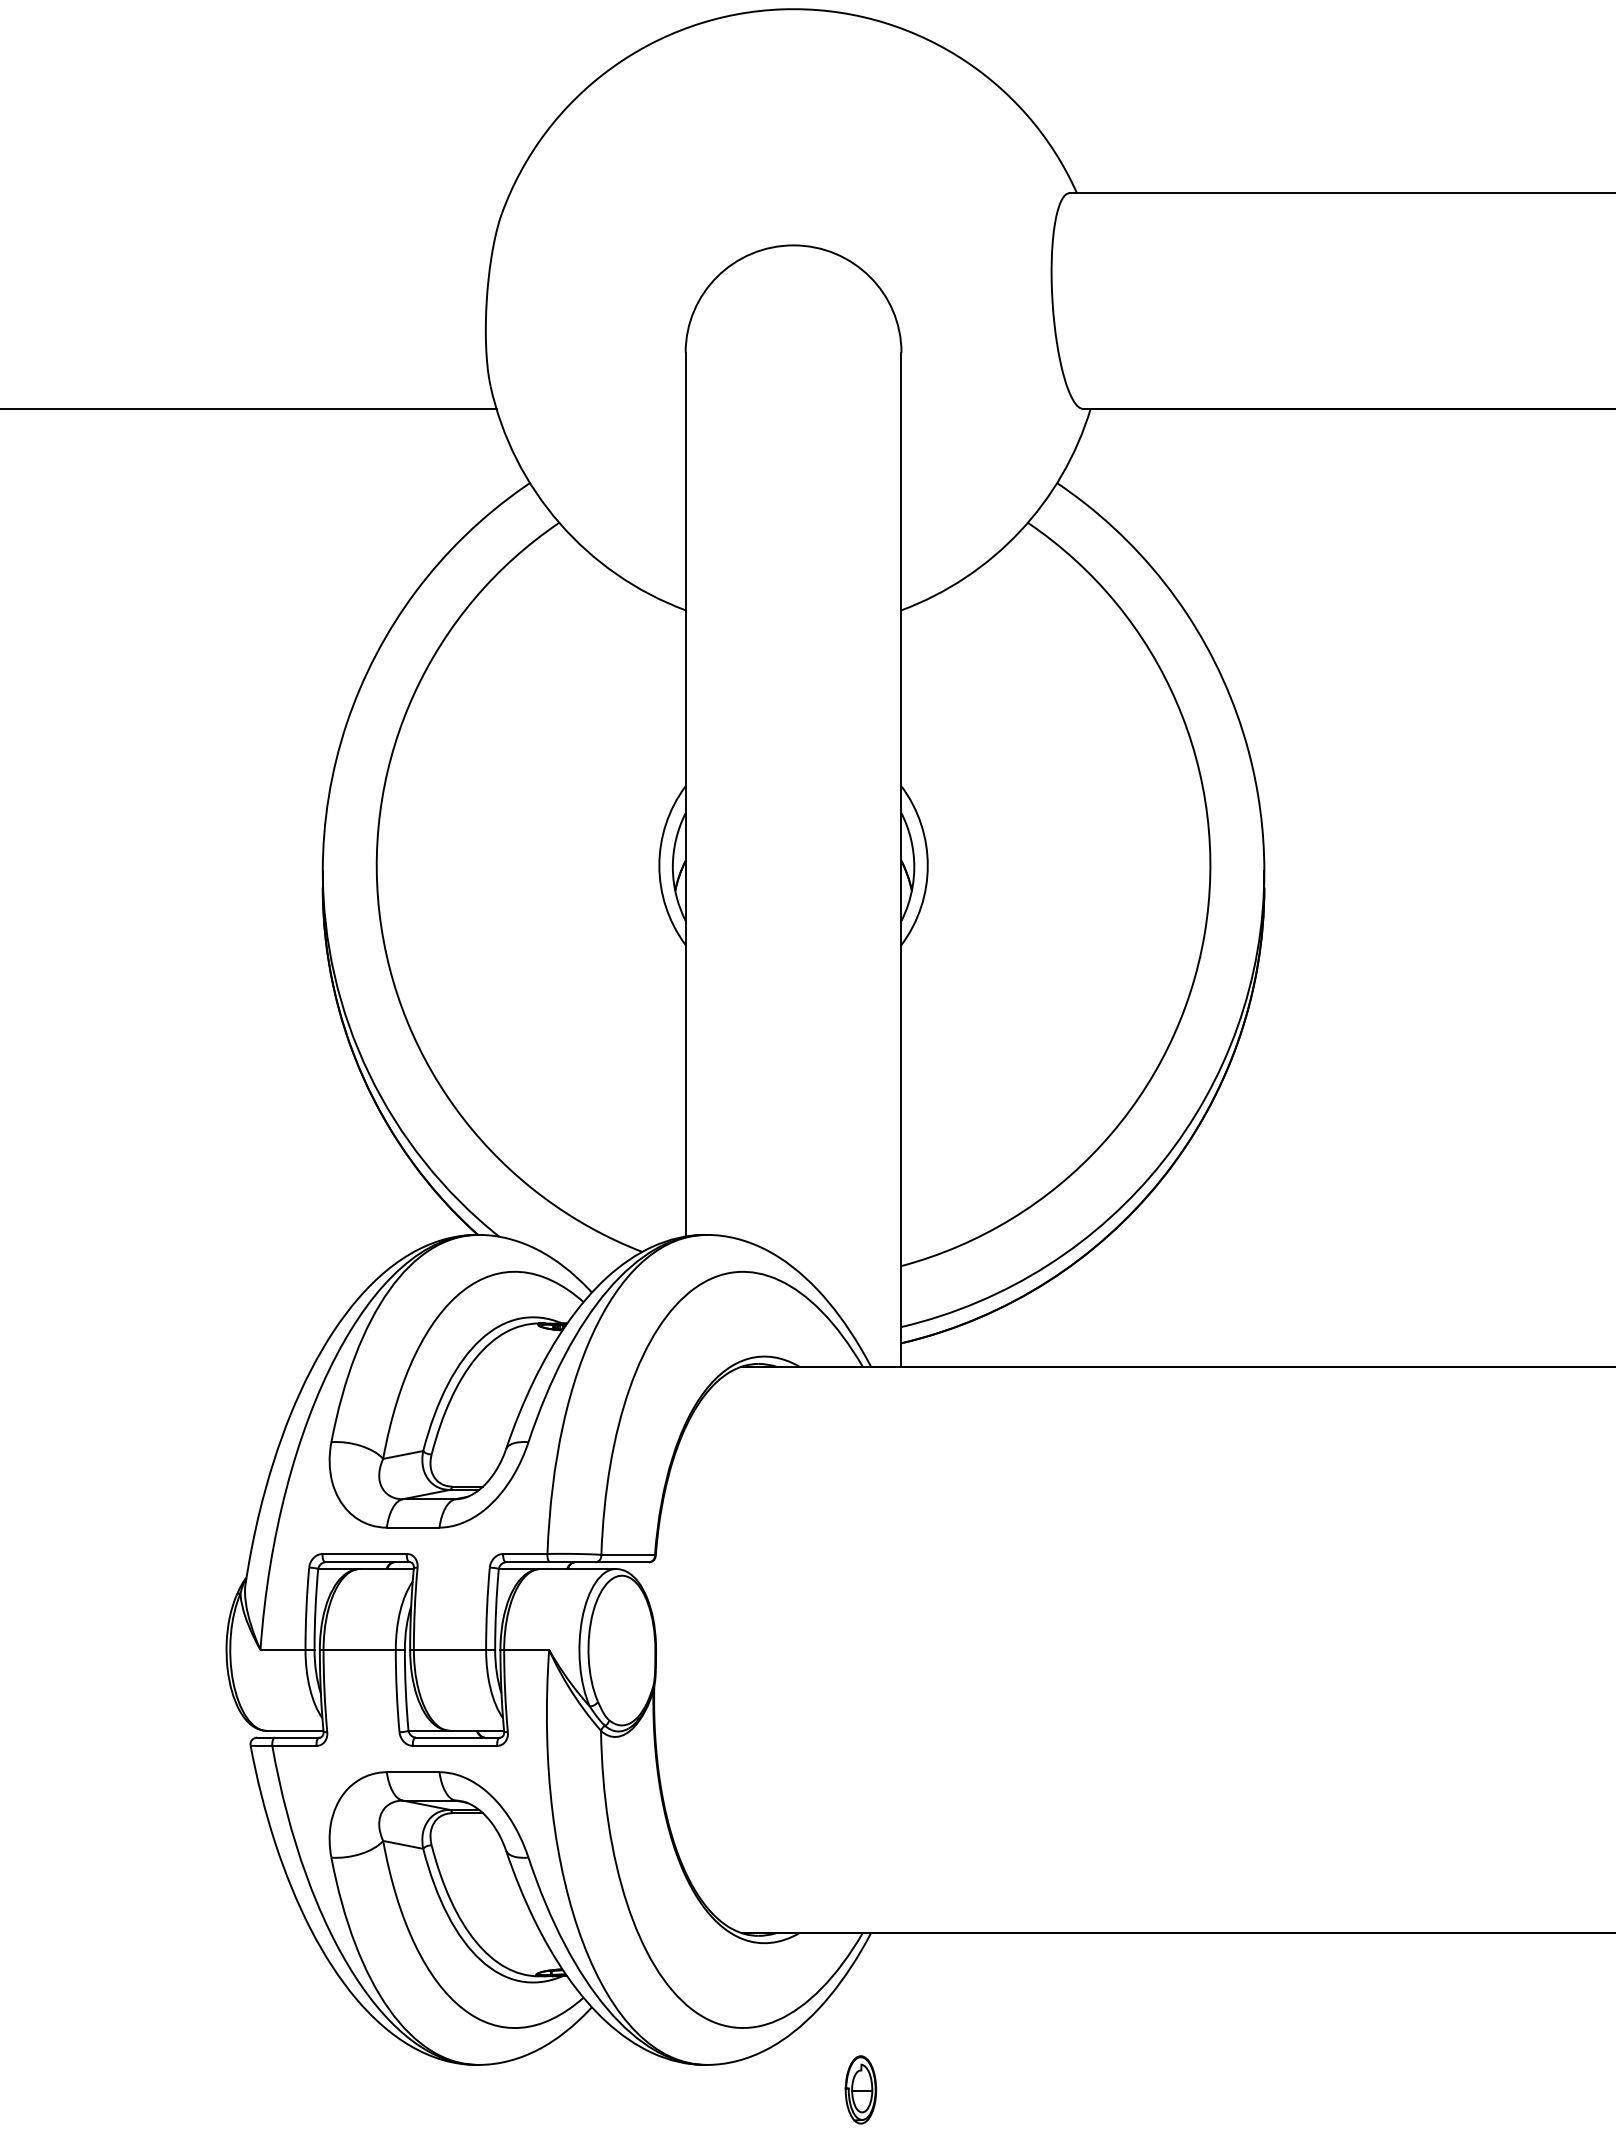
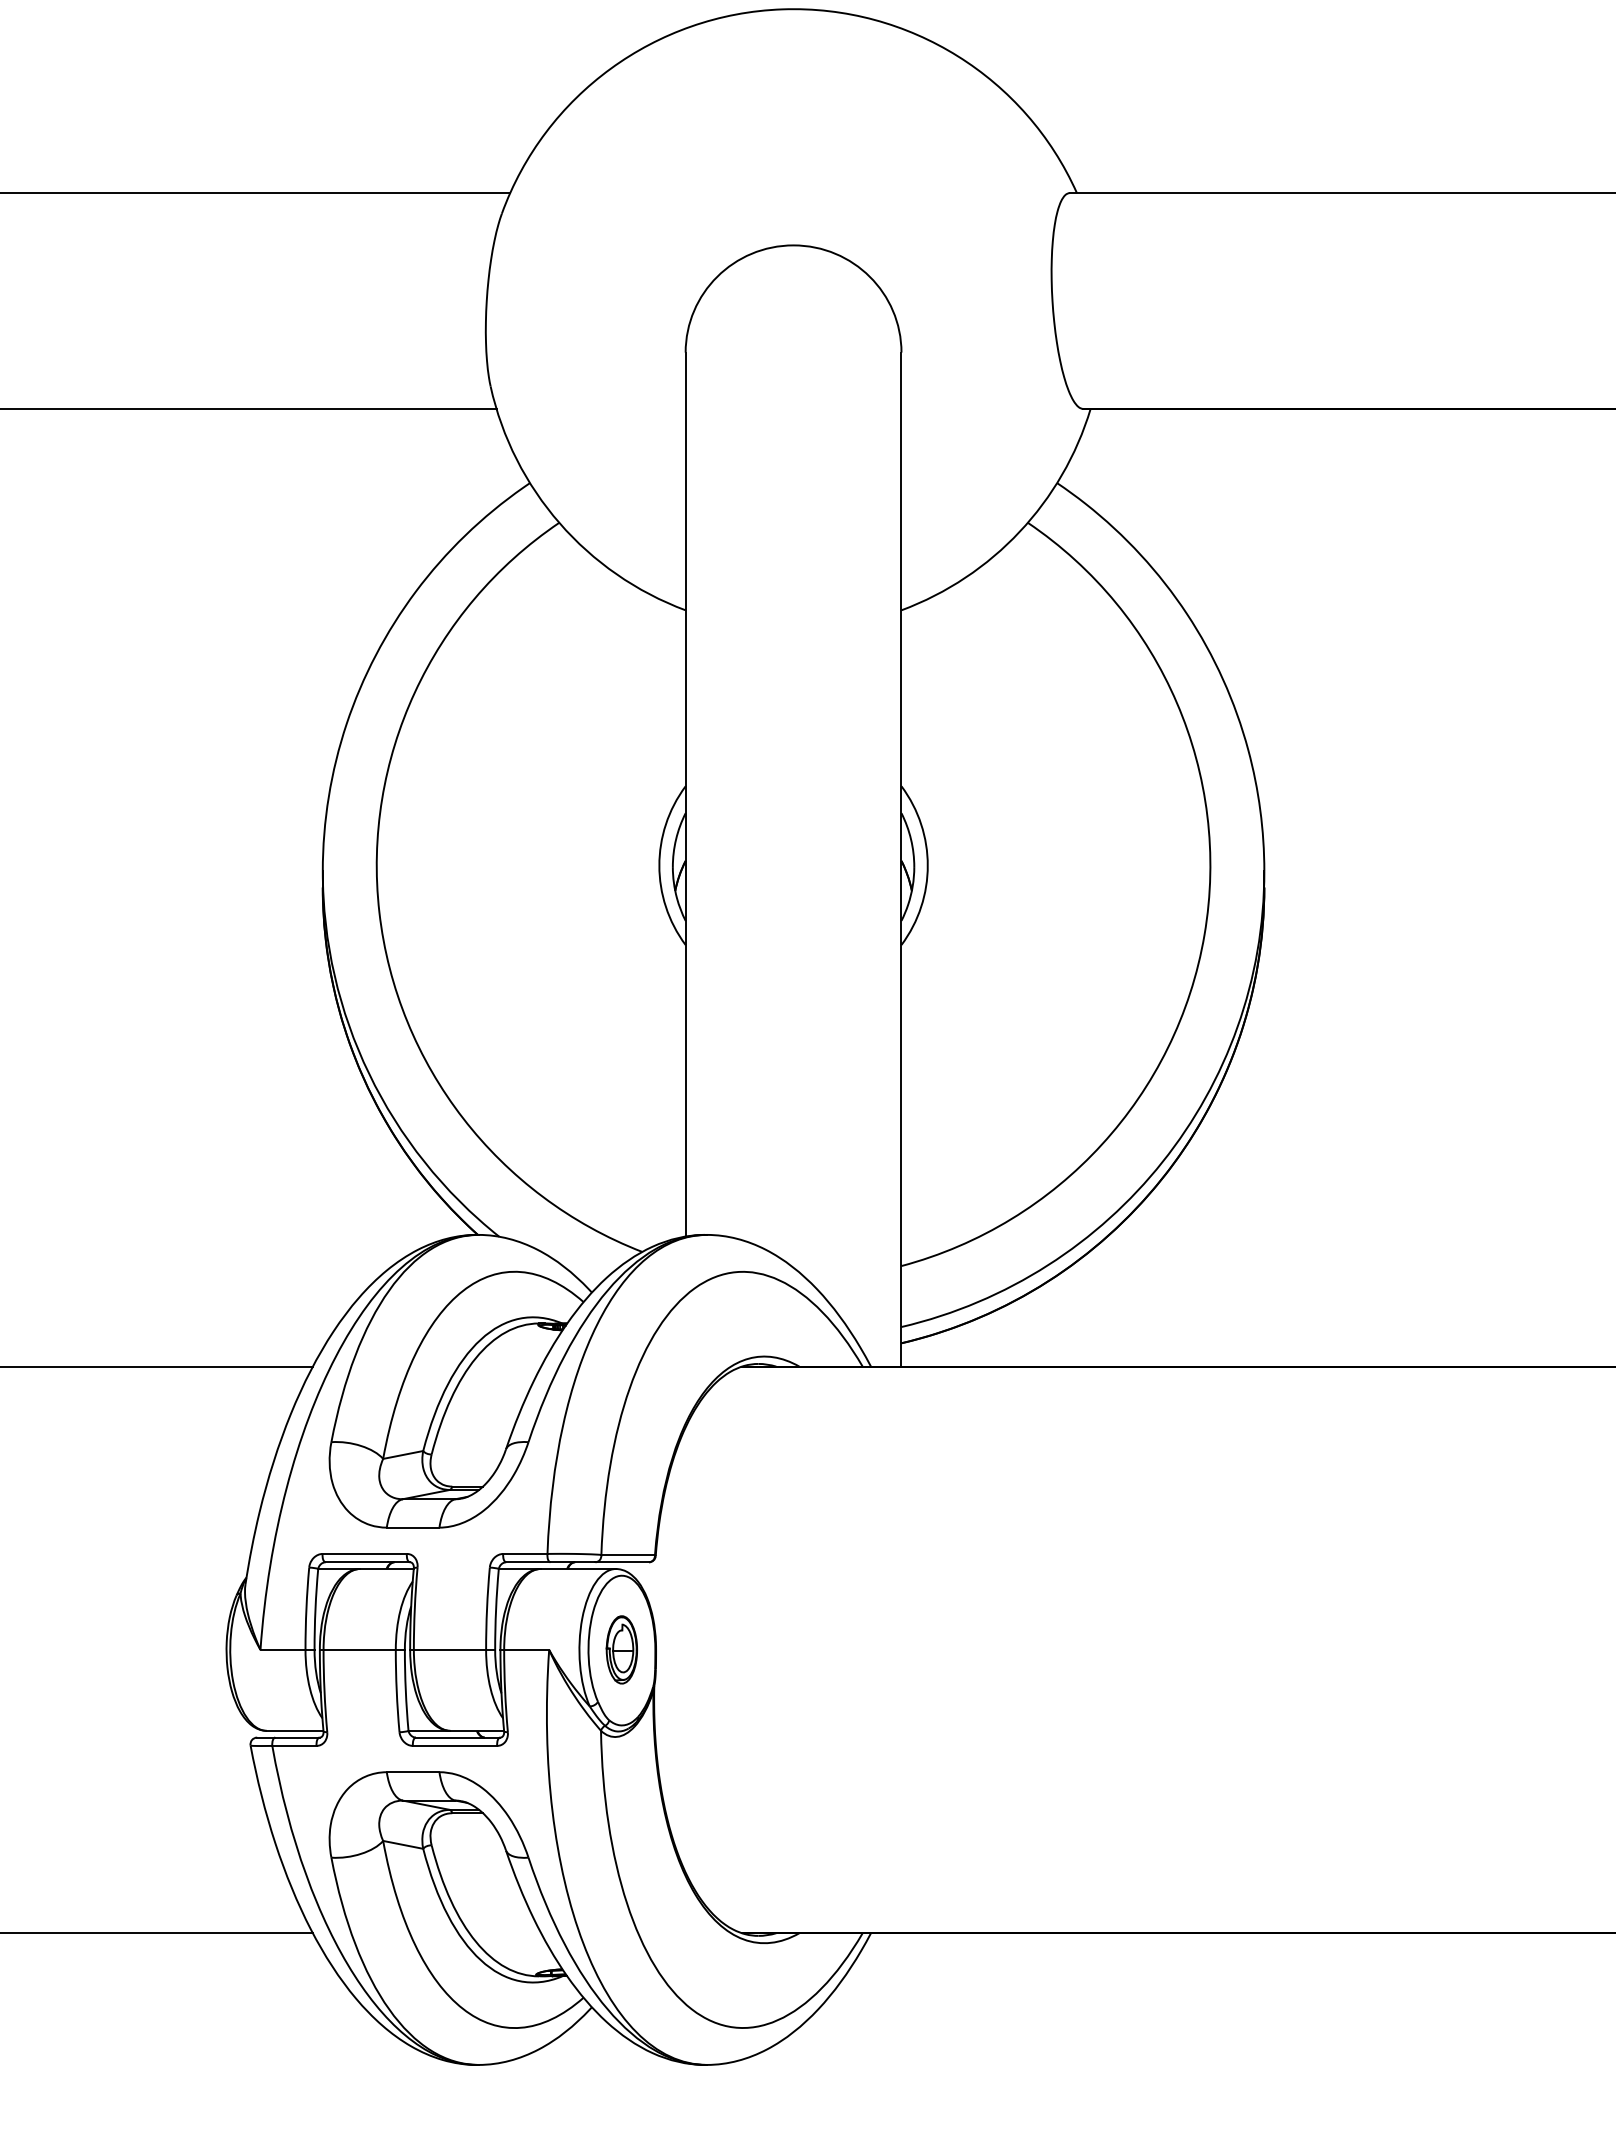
line: none -> present (256, 193)
line: none -> present (157, 1366)
line: none -> present (157, 1933)
part position: (860, 2089) -> (621, 1649) (621, 1649)
